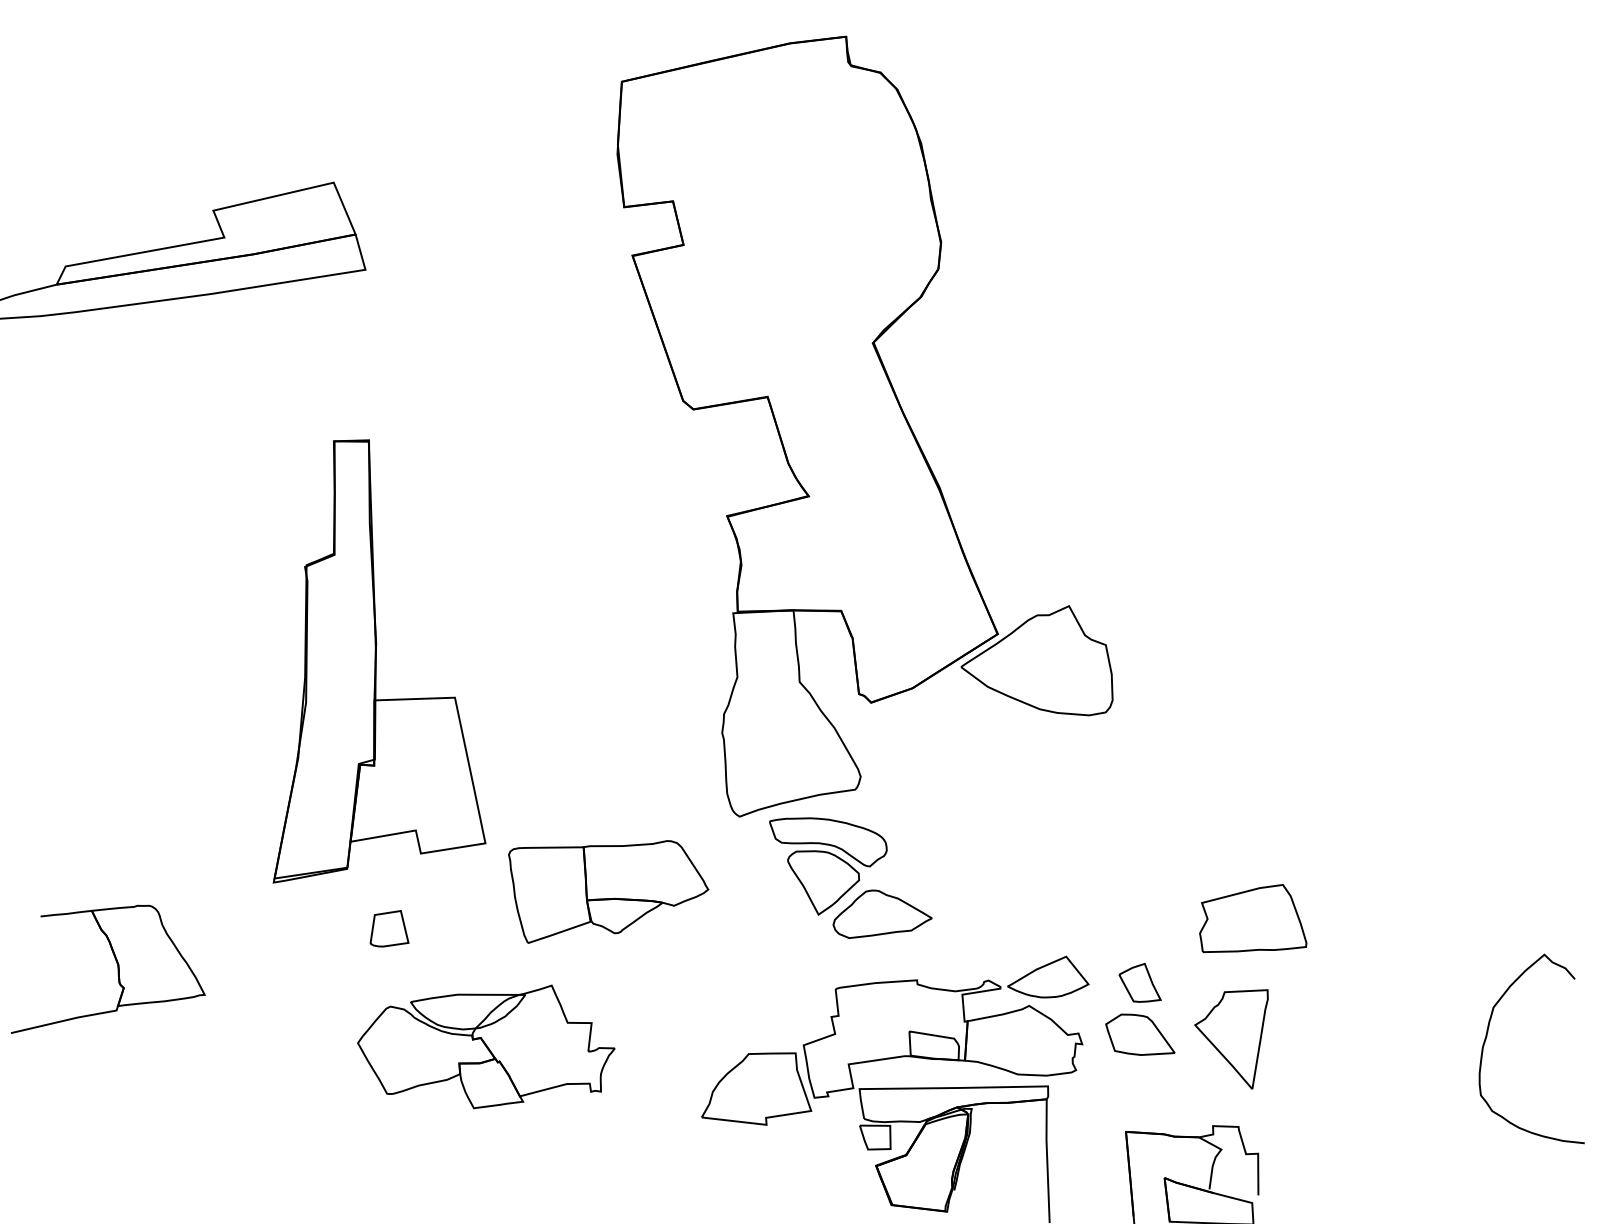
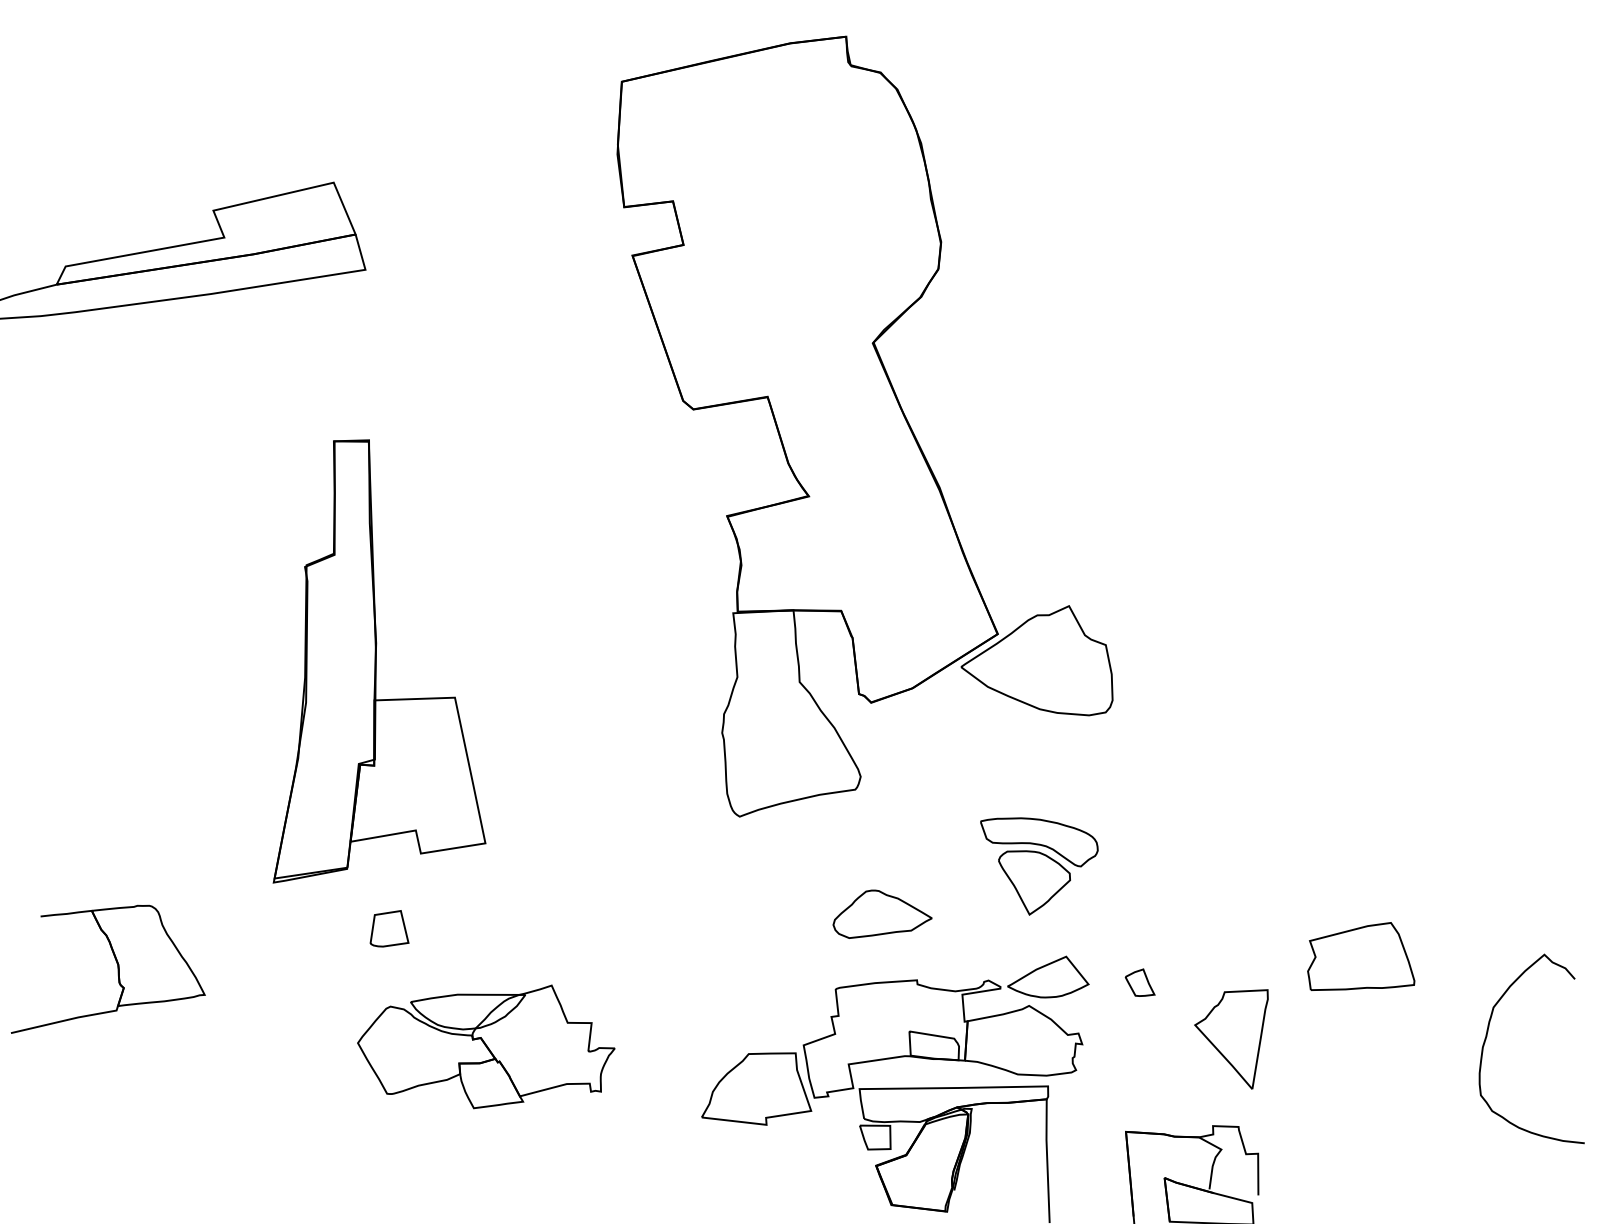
part position: (828, 866) -> (1039, 866) (1039, 866)
part: present -> none (608, 891)
part position: (1253, 918) -> (1361, 956) (1361, 956)
part size: 44x41 px -> 32x29 px (1139, 982)
part: present -> none (1140, 1034)
